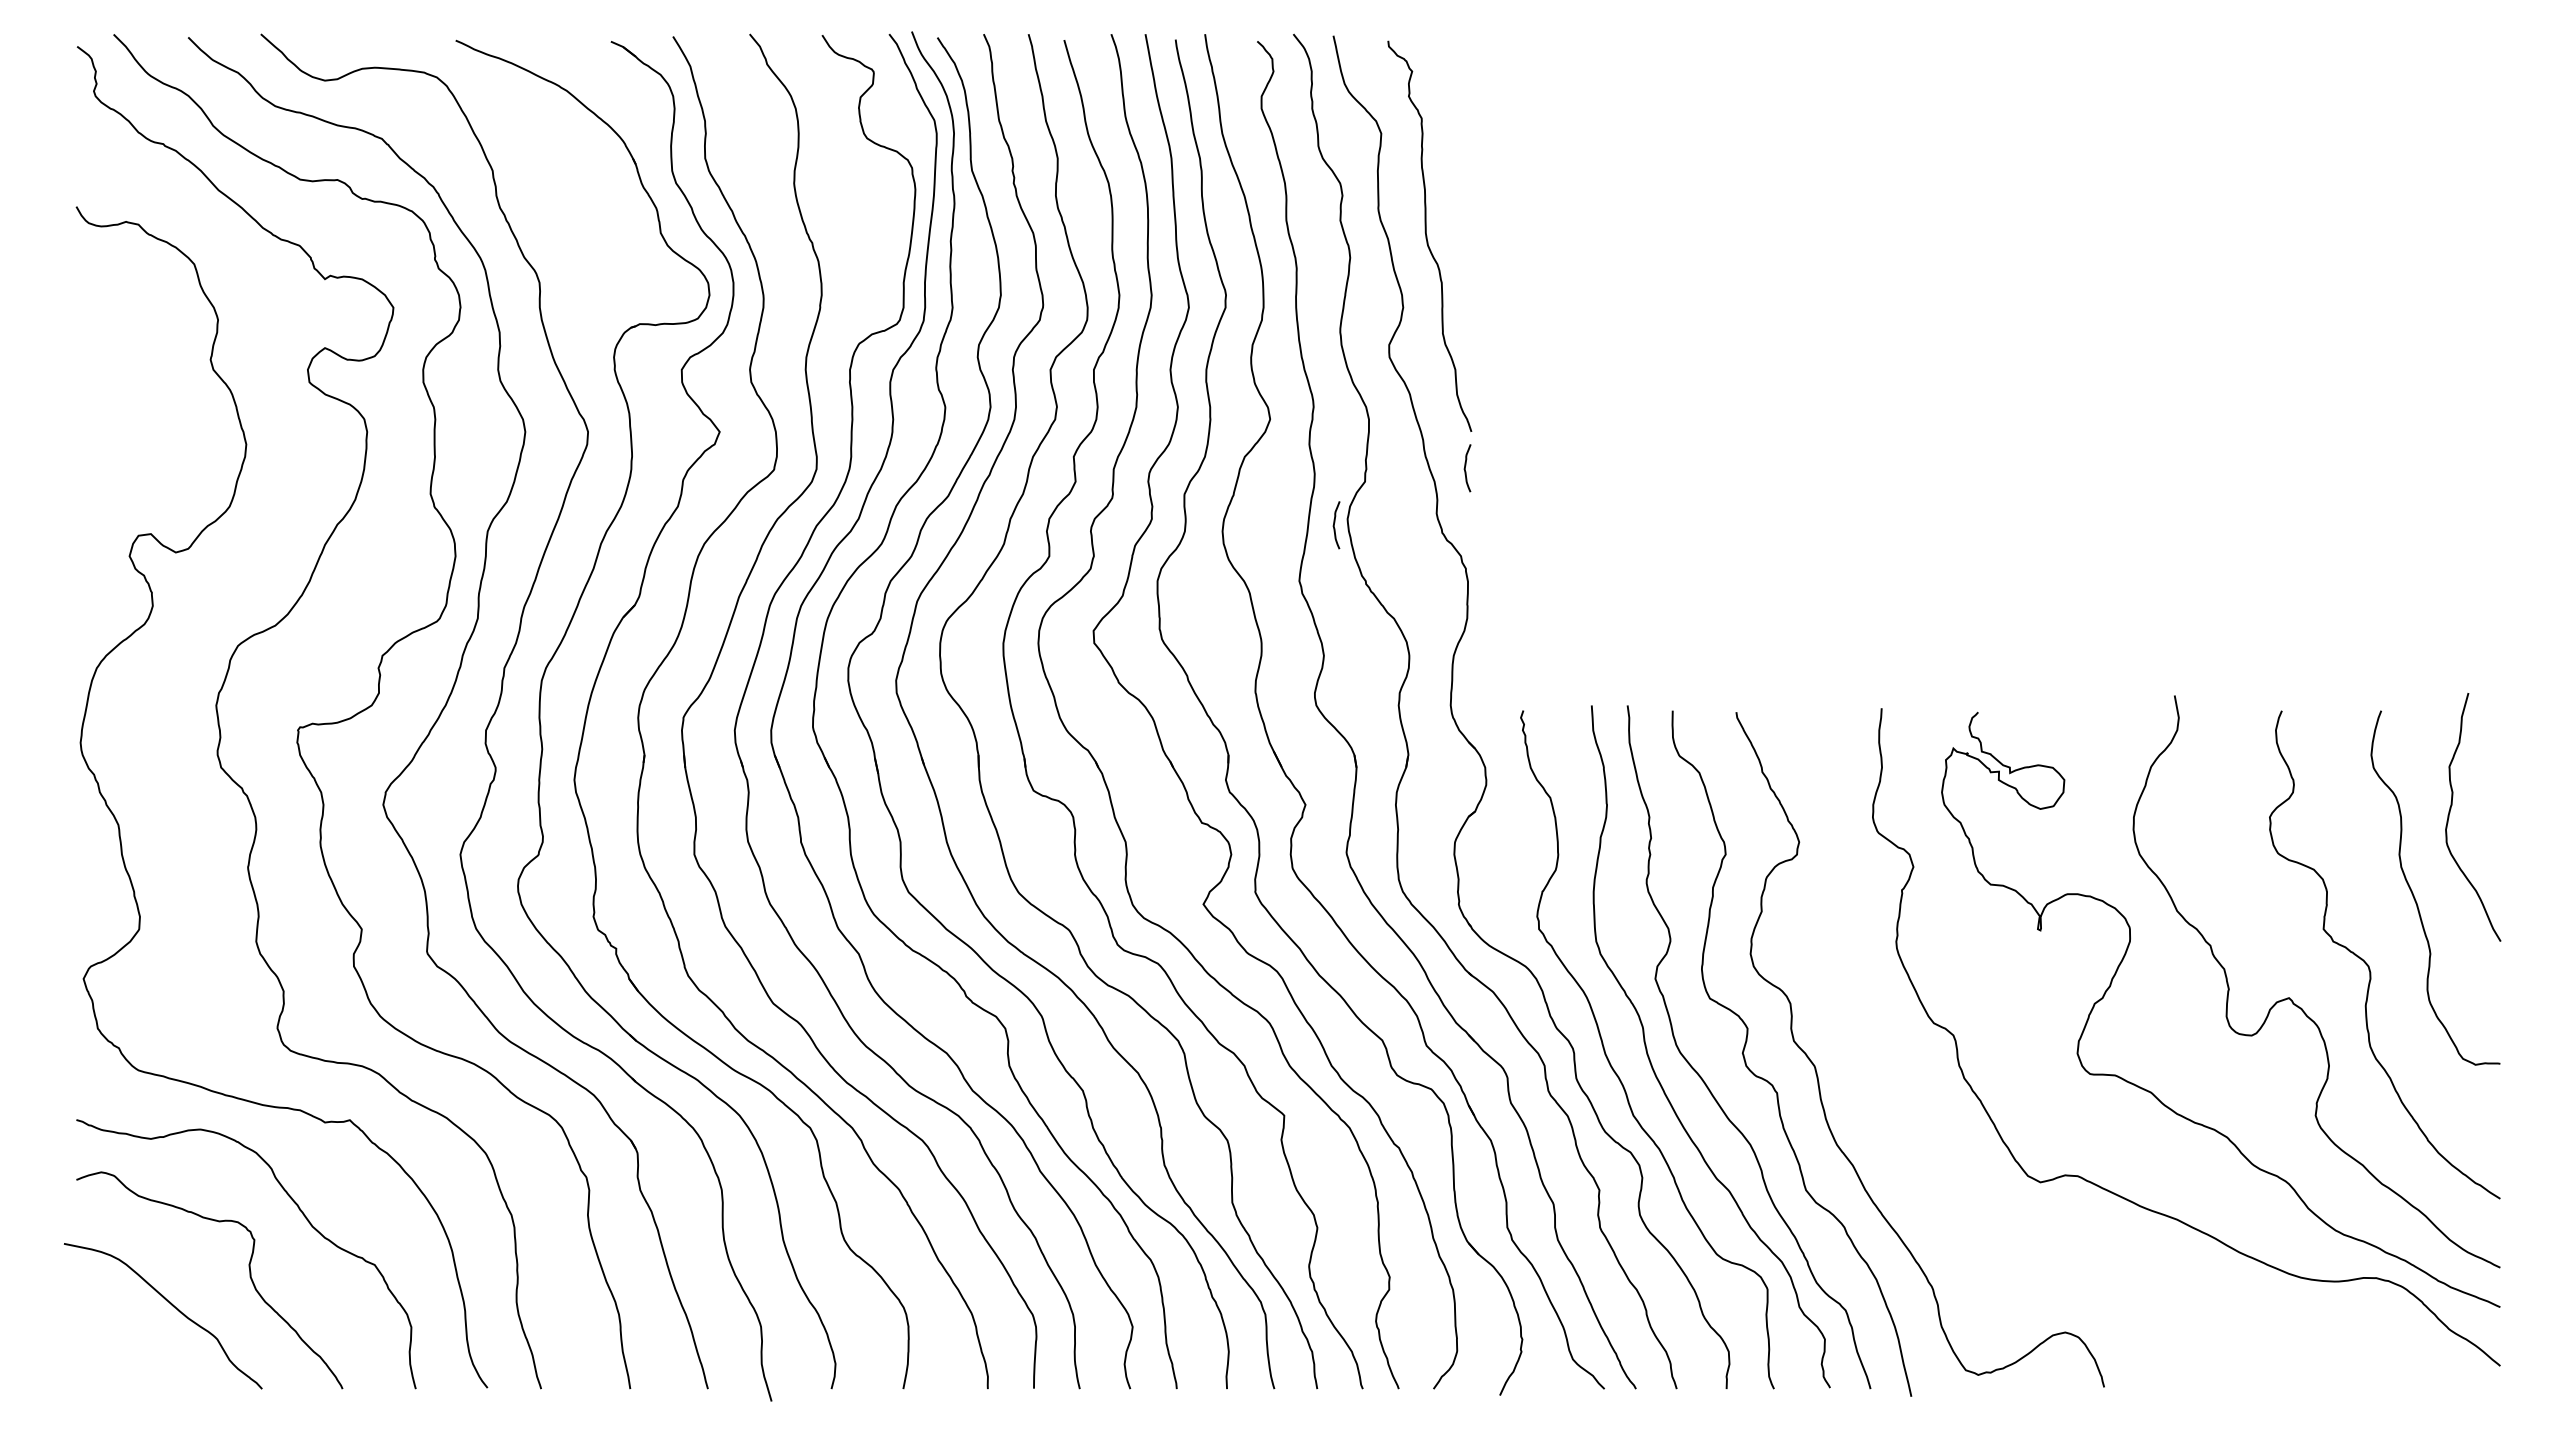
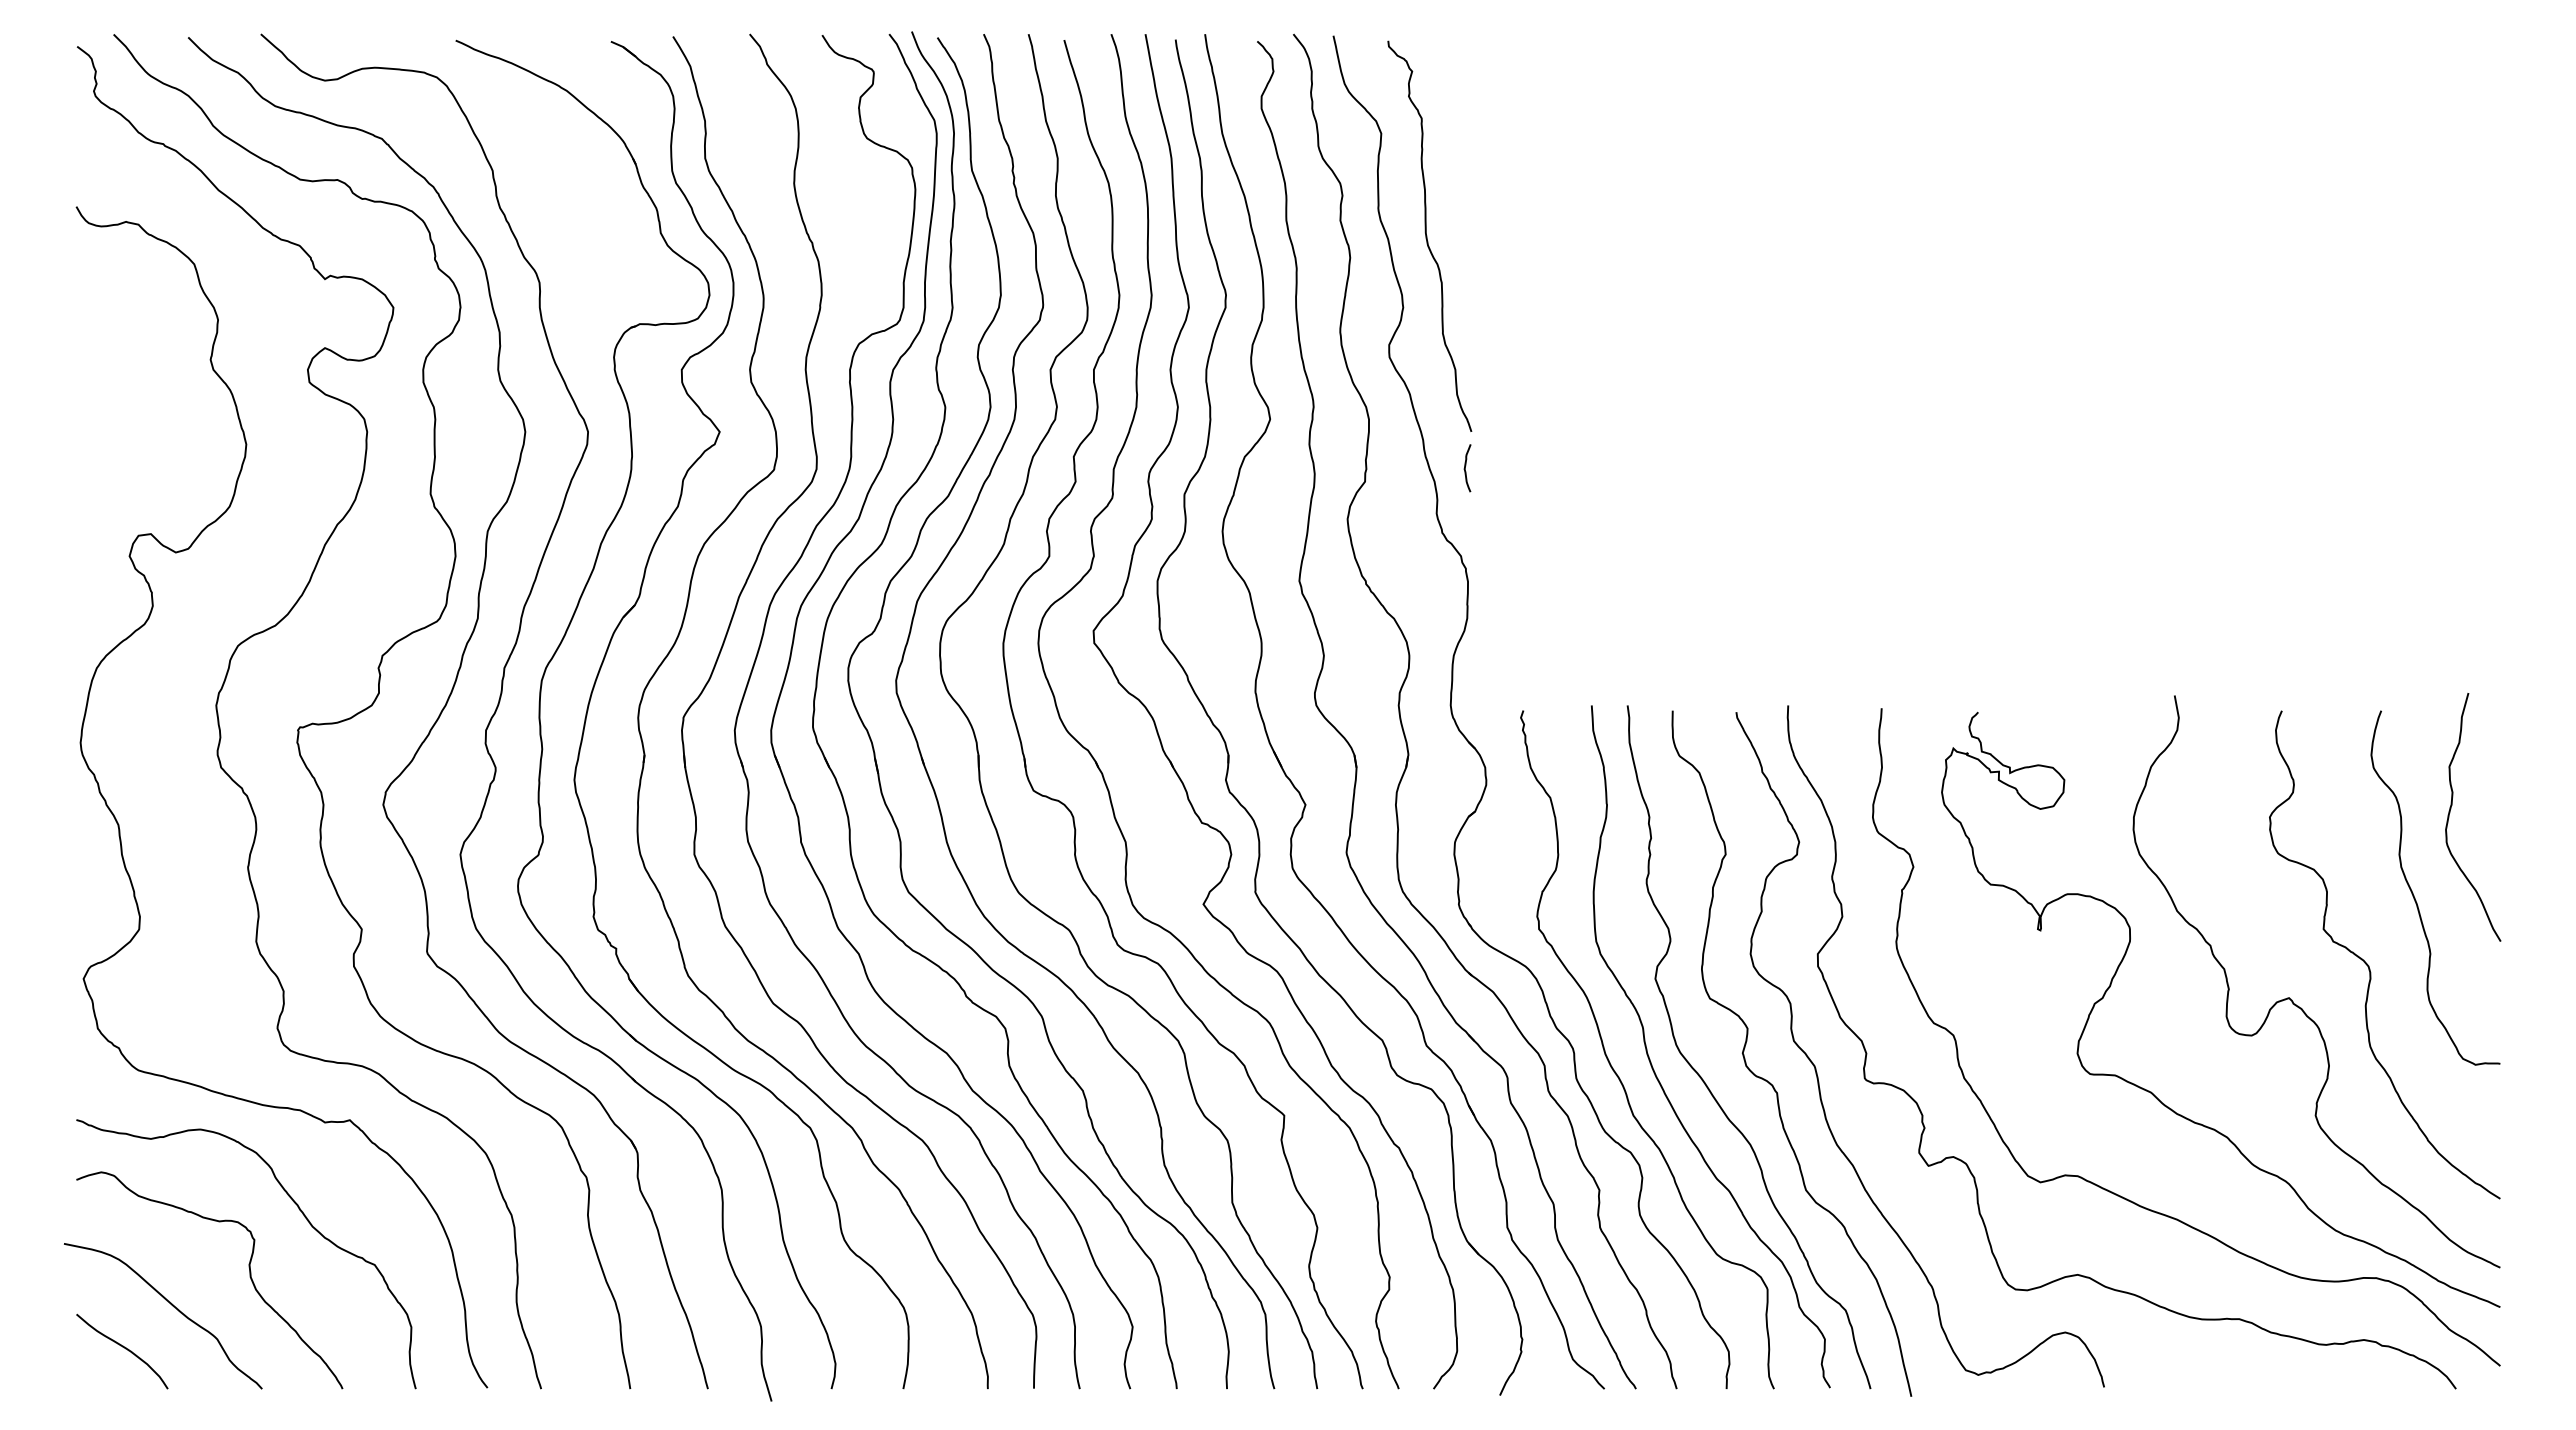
curve: present -> none (1334, 525)
curve: none -> present (1968, 1165)
curve: none -> present (124, 1348)
